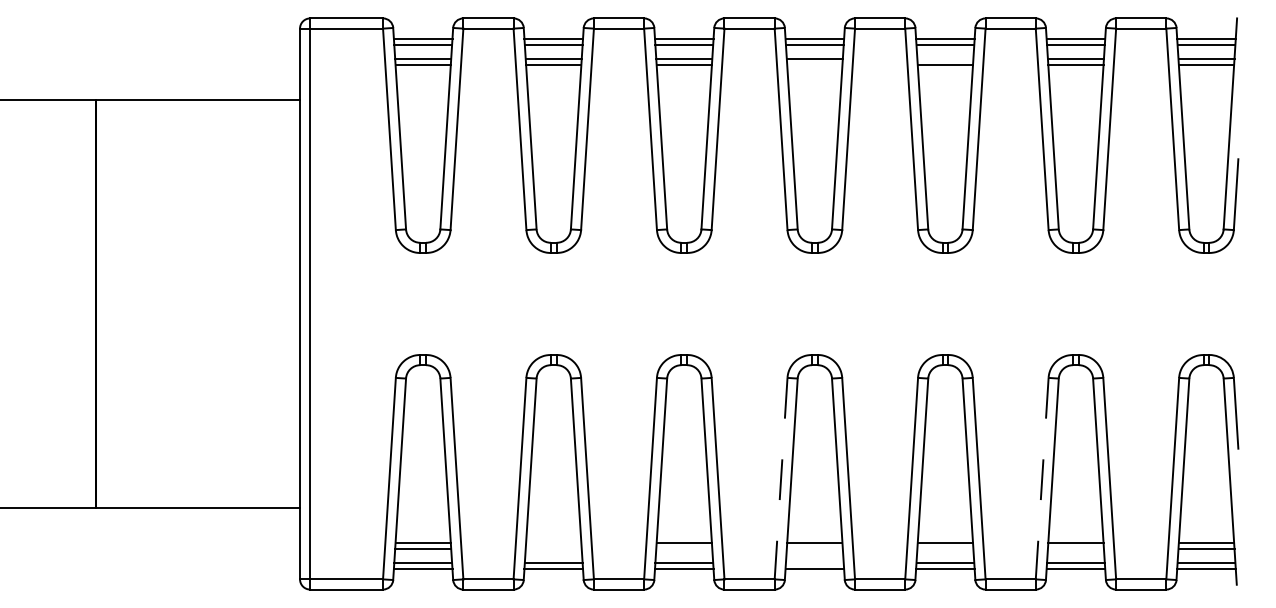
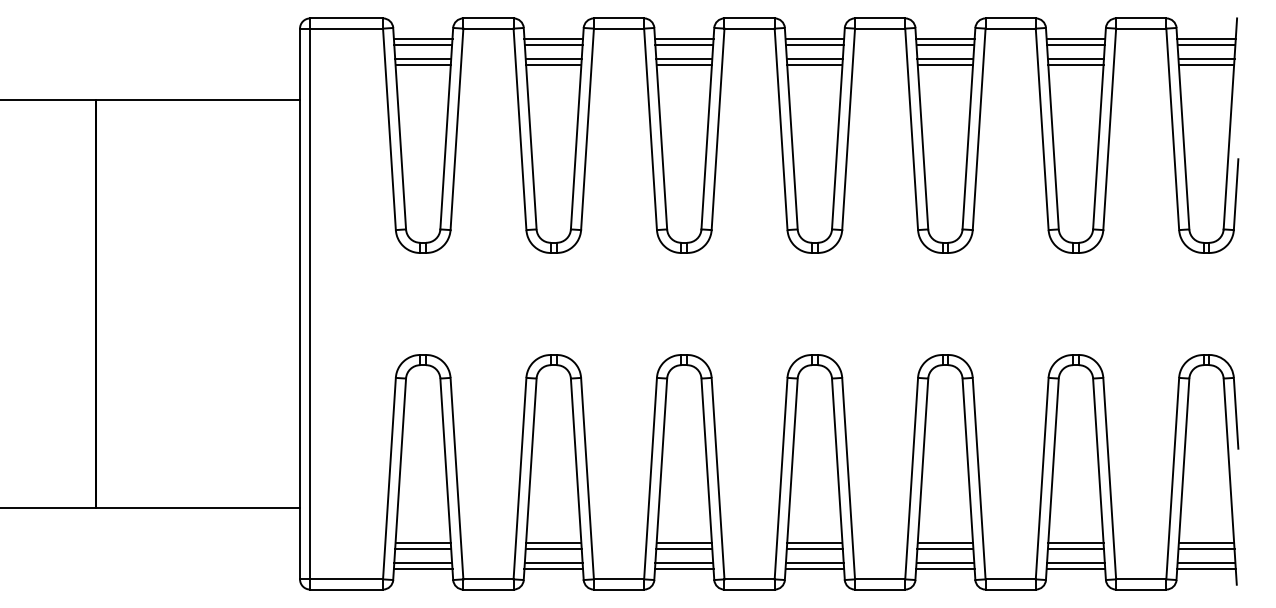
line: none -> present (945, 59)
line: none -> present (814, 65)
line: dashed -> solid (781, 478)
line: dashed -> solid (1042, 478)
line: none -> present (553, 542)
line: none -> present (553, 548)
line: none -> present (684, 548)
line: none -> present (814, 548)
line: none -> present (945, 548)
line: none -> present (1075, 548)
line: none -> present (814, 563)
